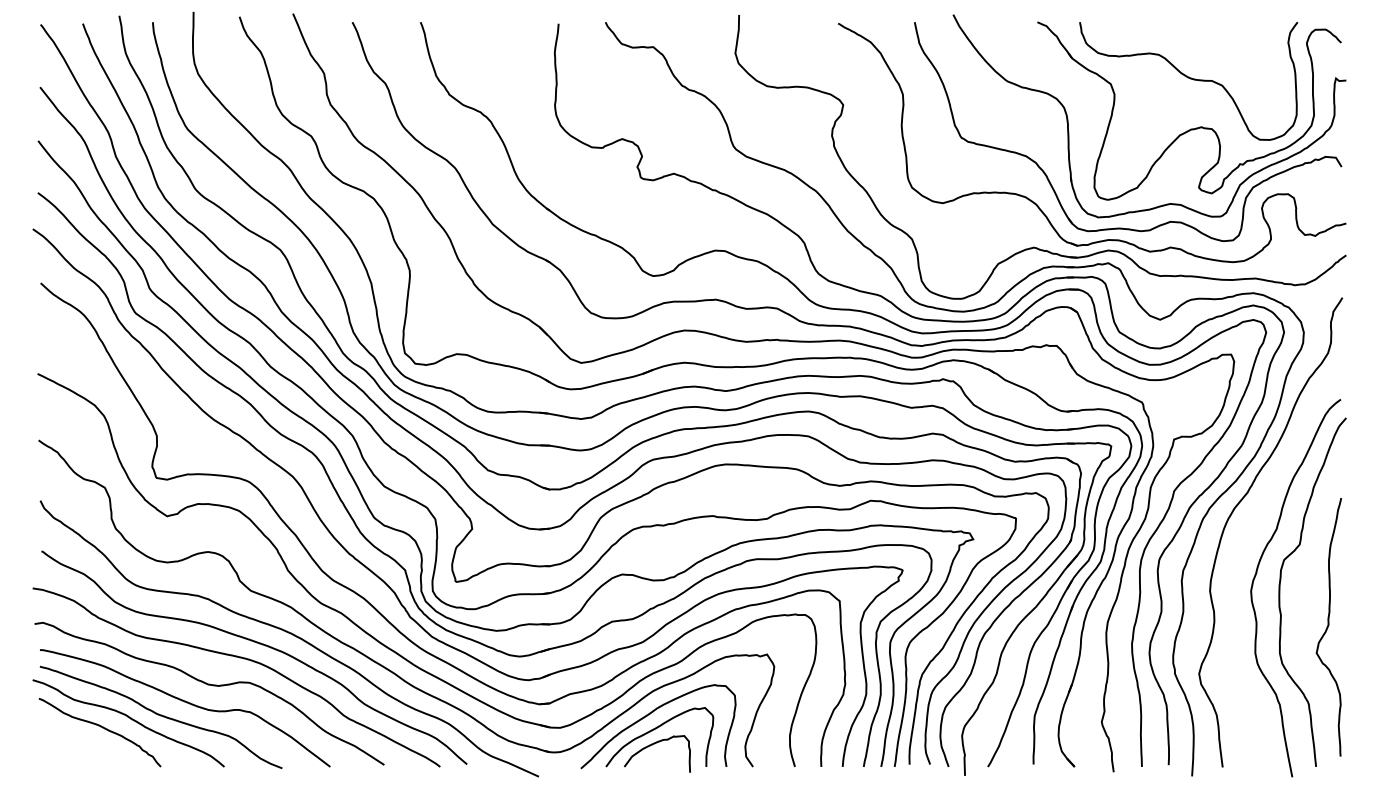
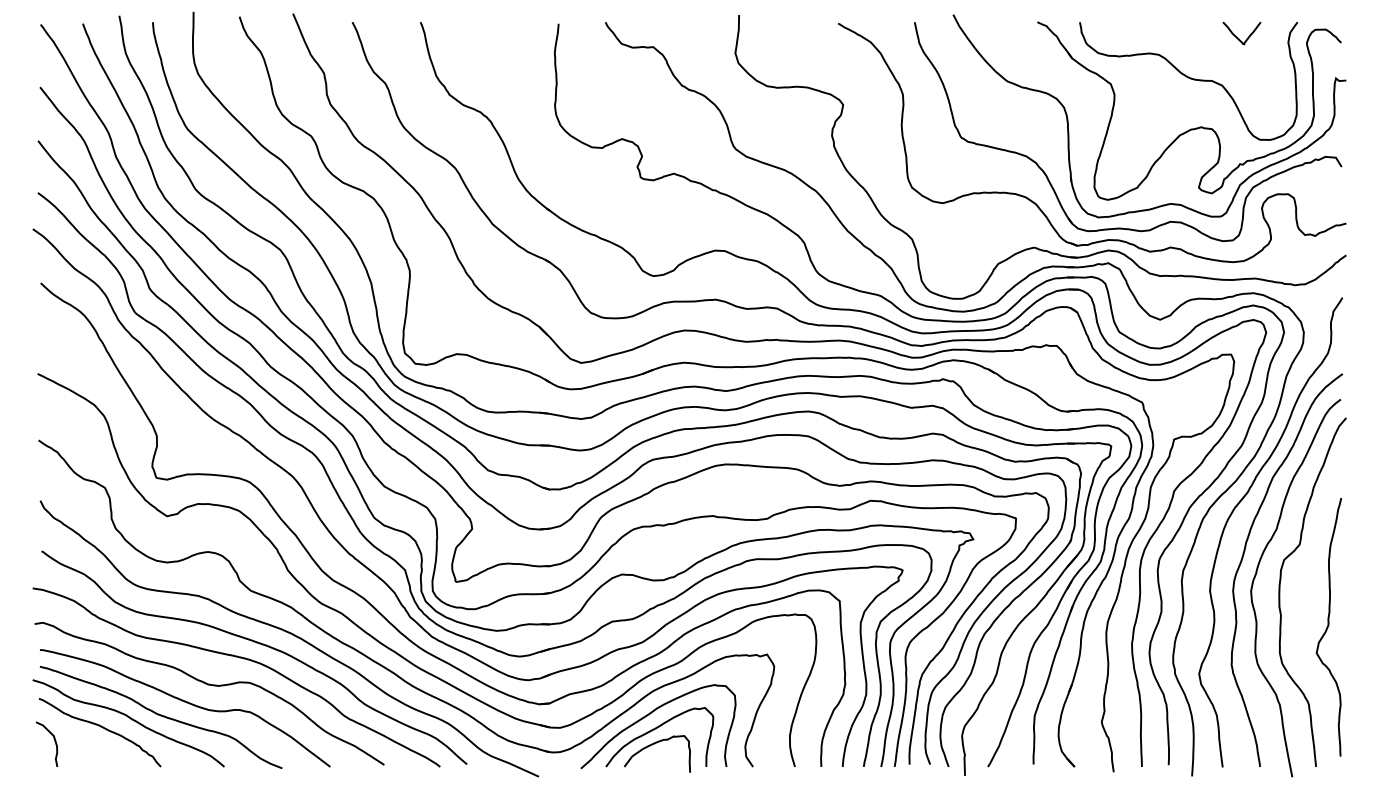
curve: none -> present (1237, 36)
curve: none -> present (1243, 558)
curve: none -> present (54, 742)
